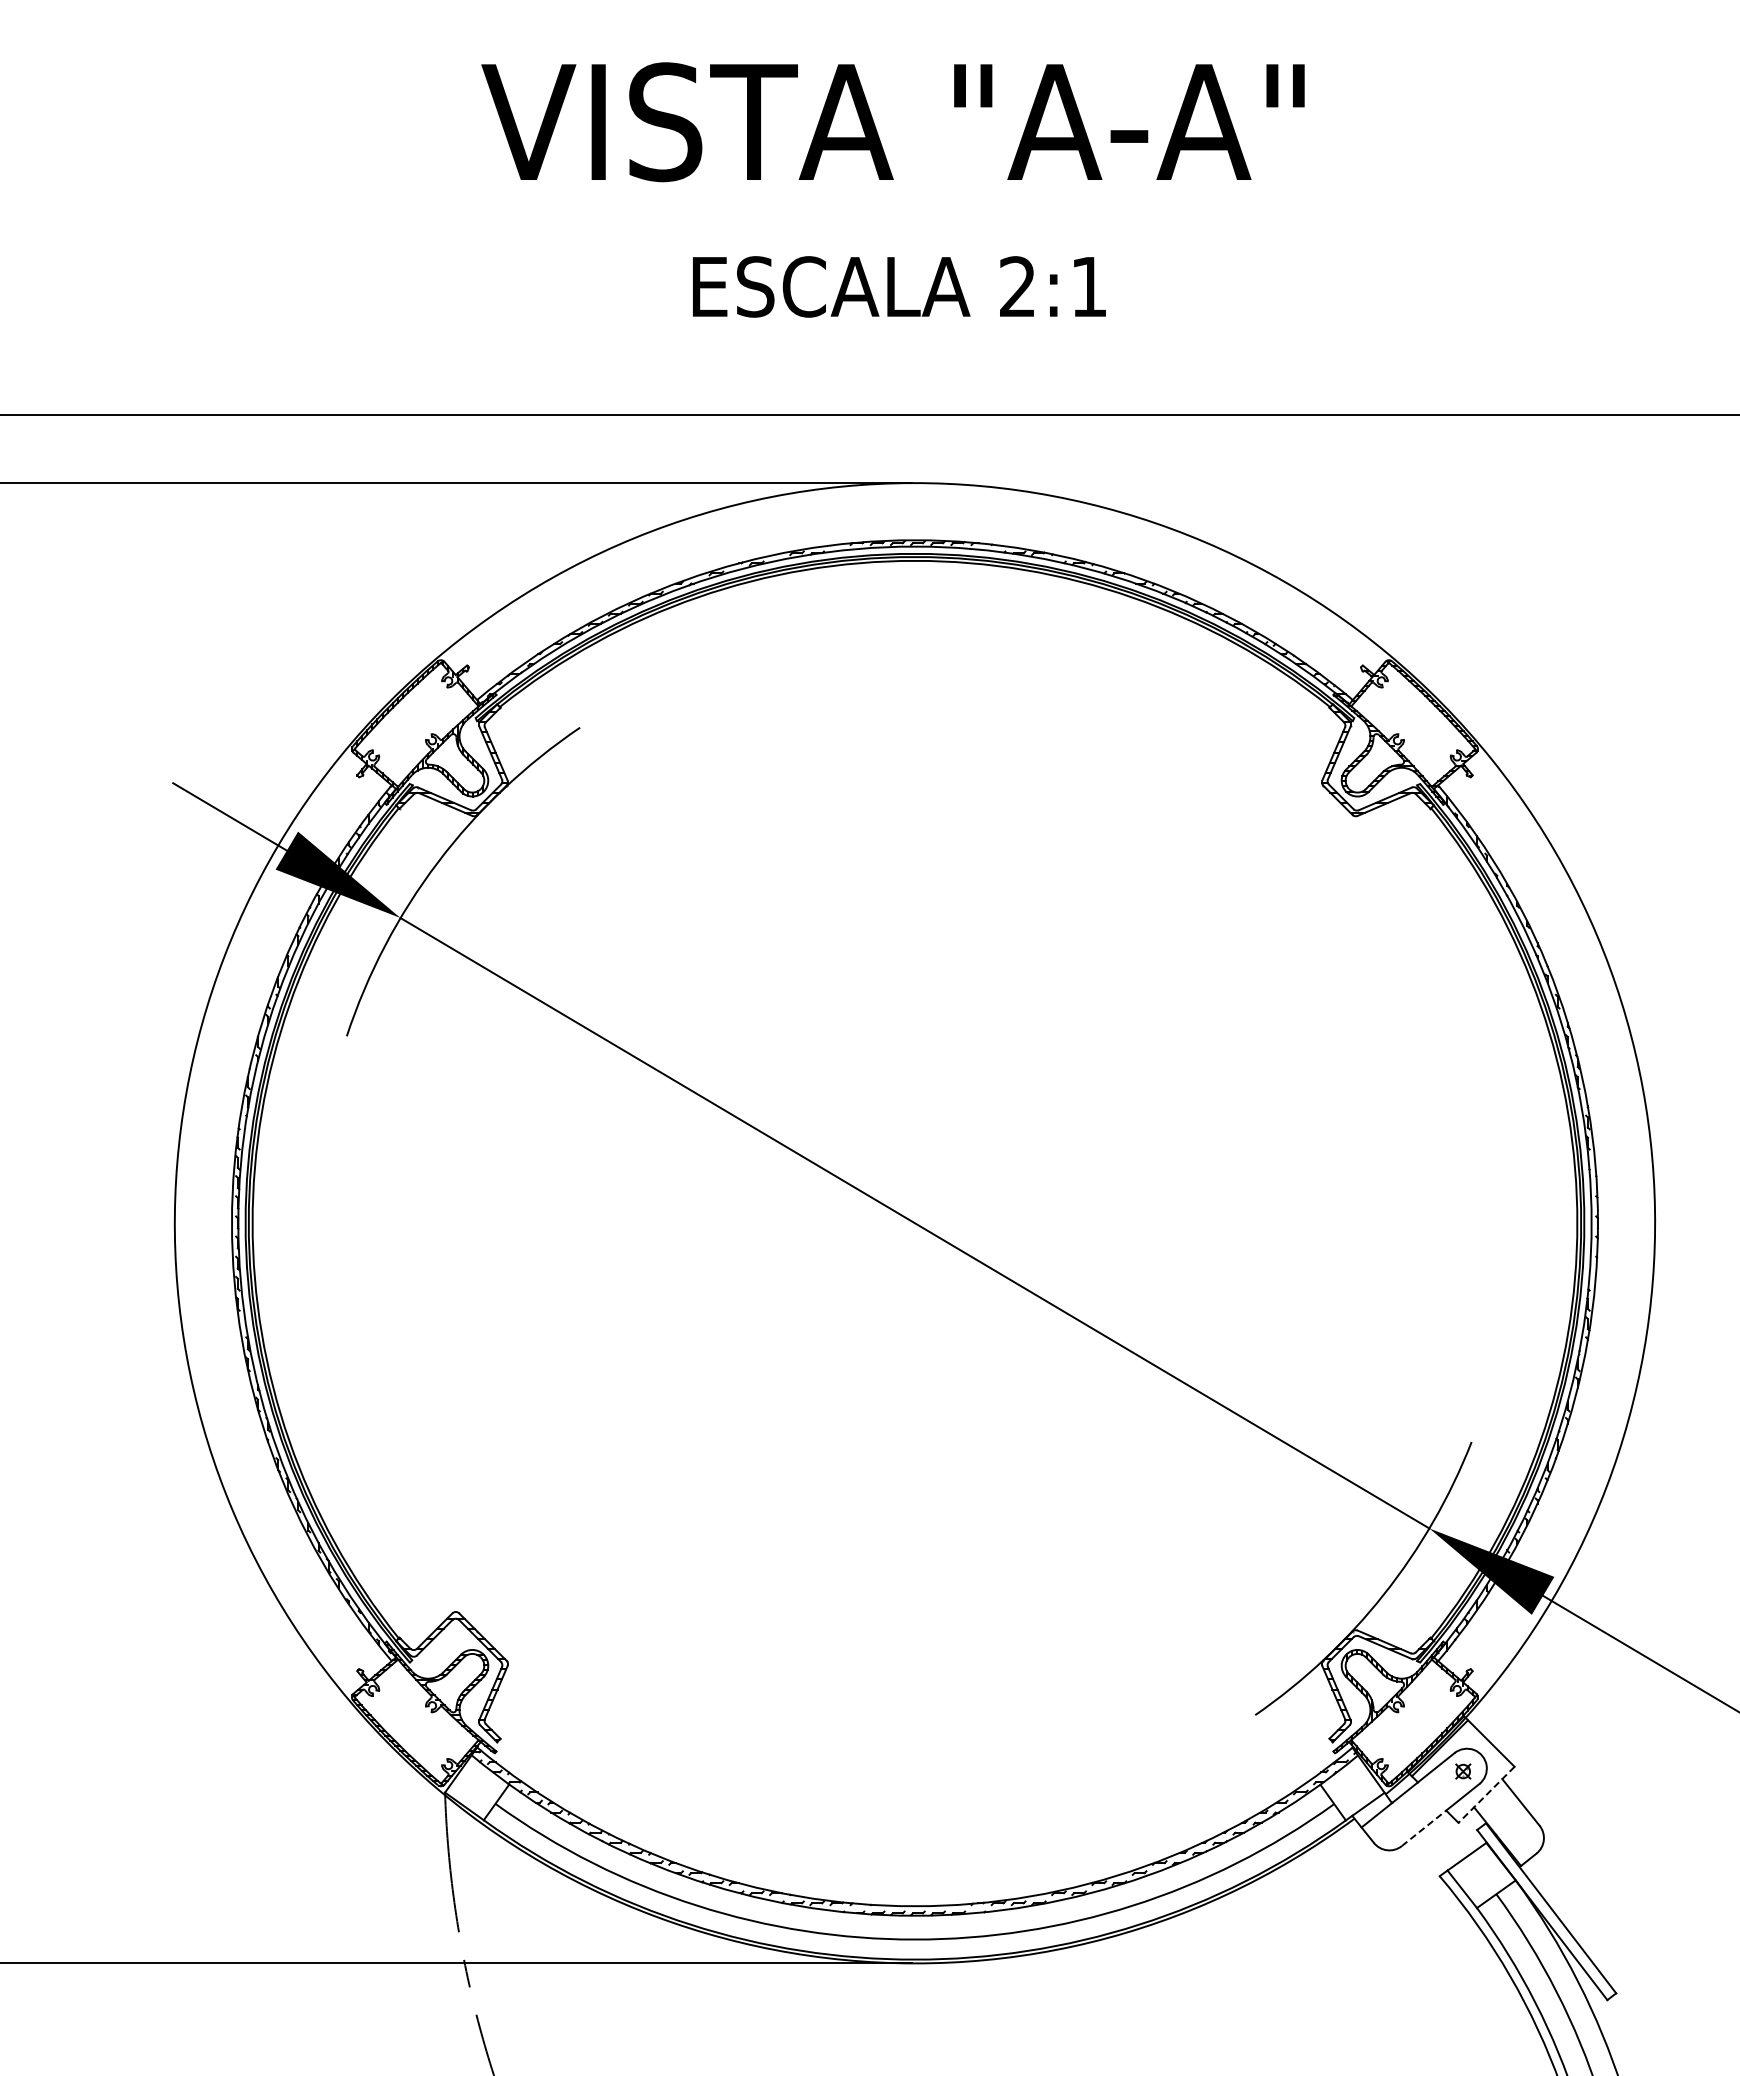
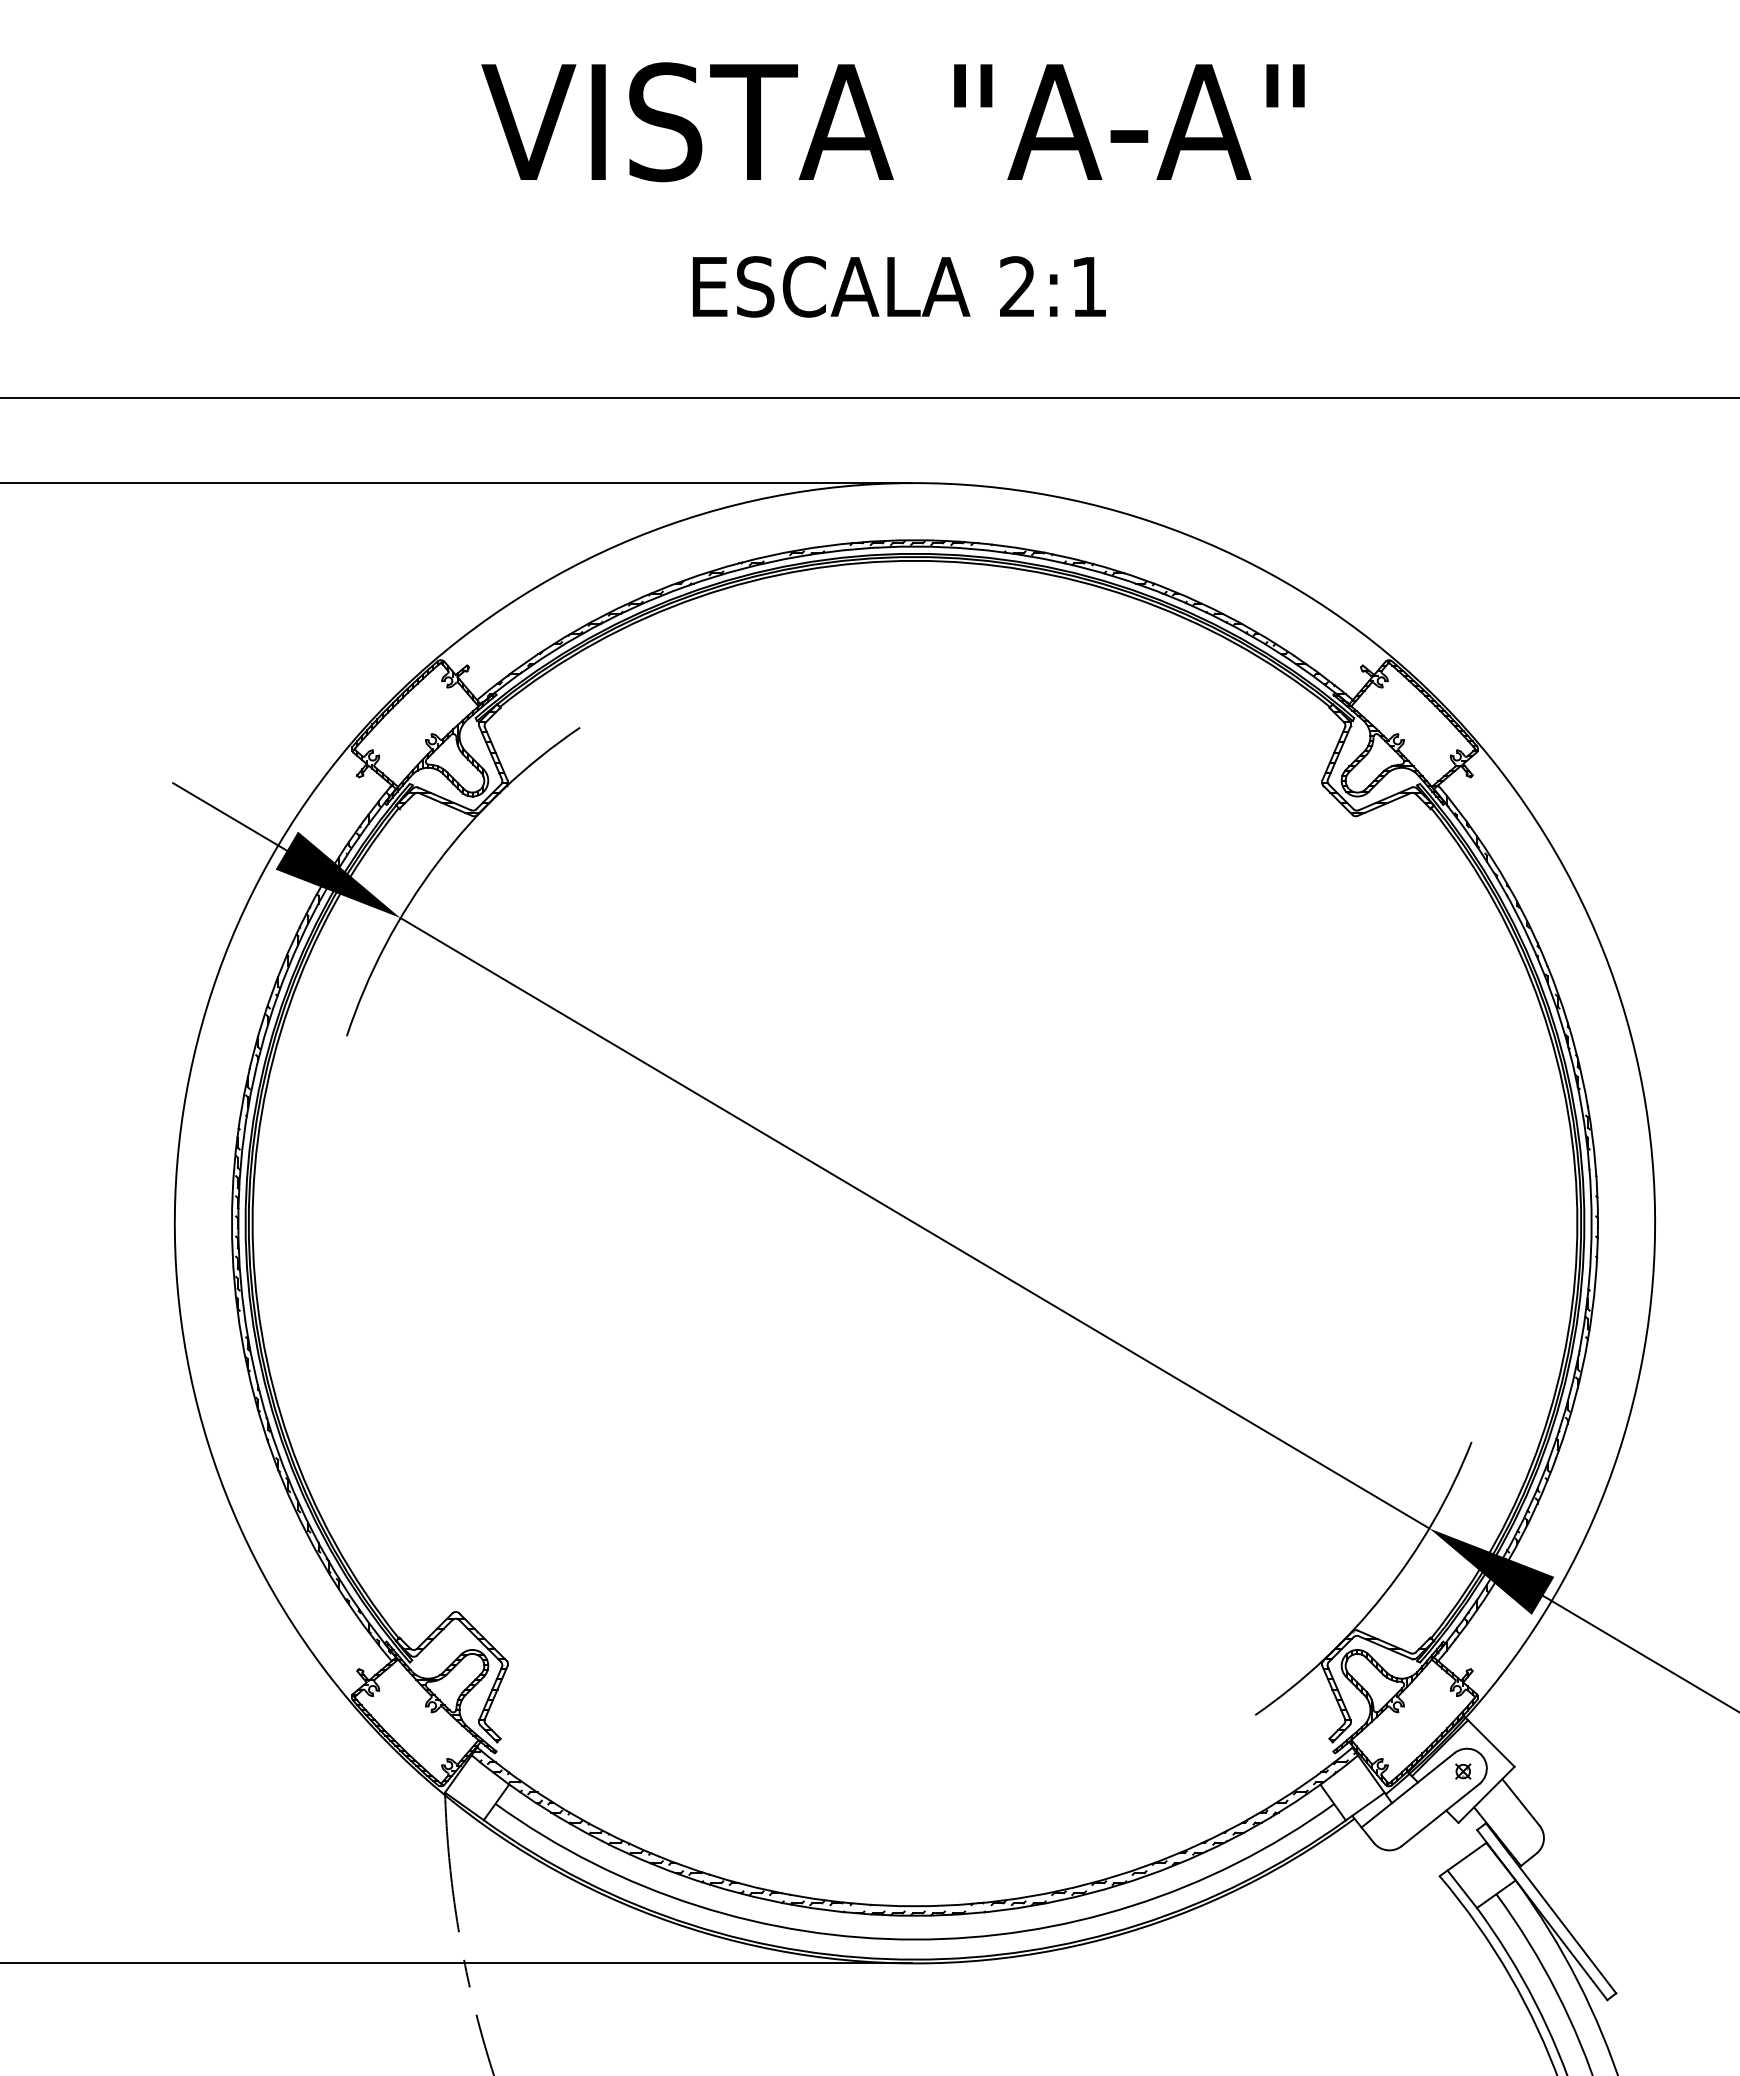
line position: (869, 415) -> (869, 398) (869, 398)
line: dashed -> solid (1486, 1794)
line: dashed -> solid (1424, 1828)
